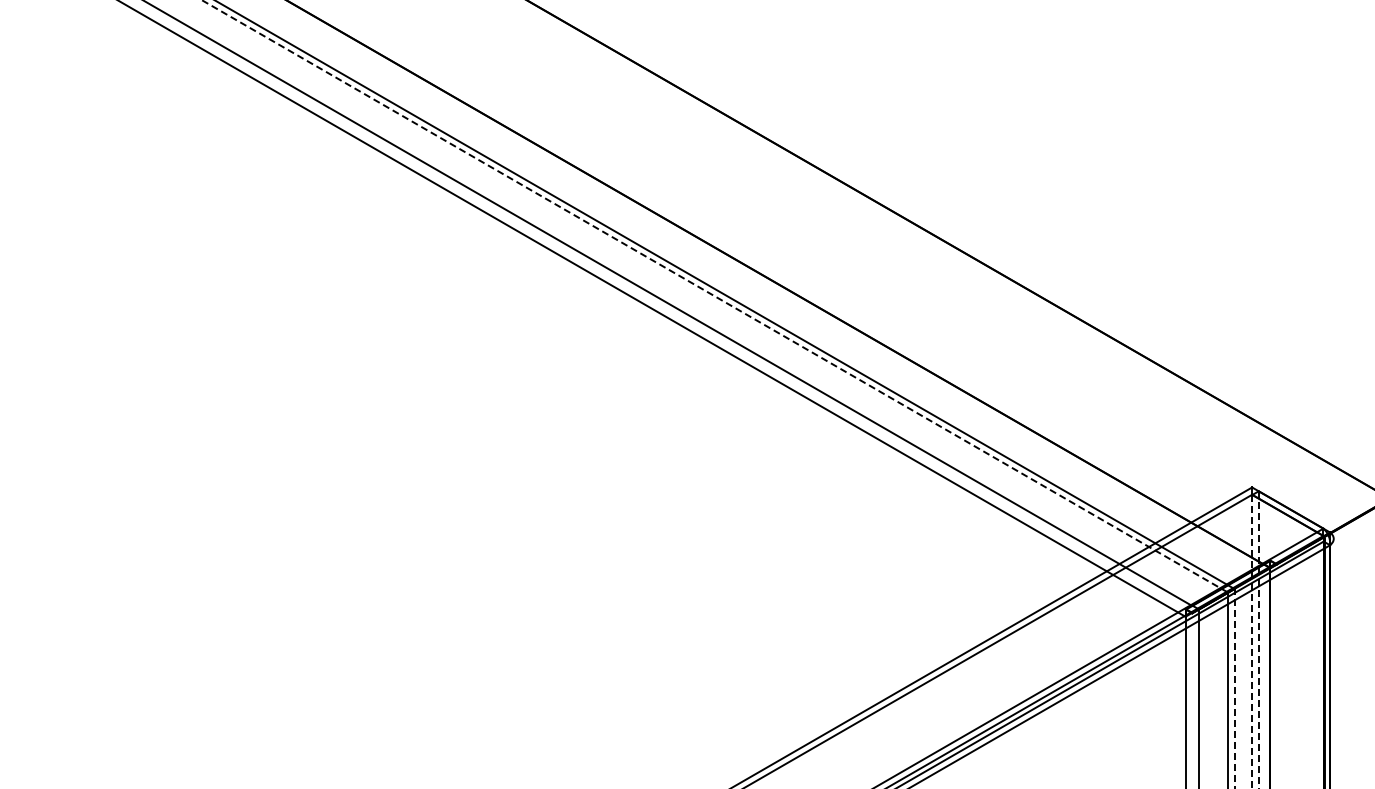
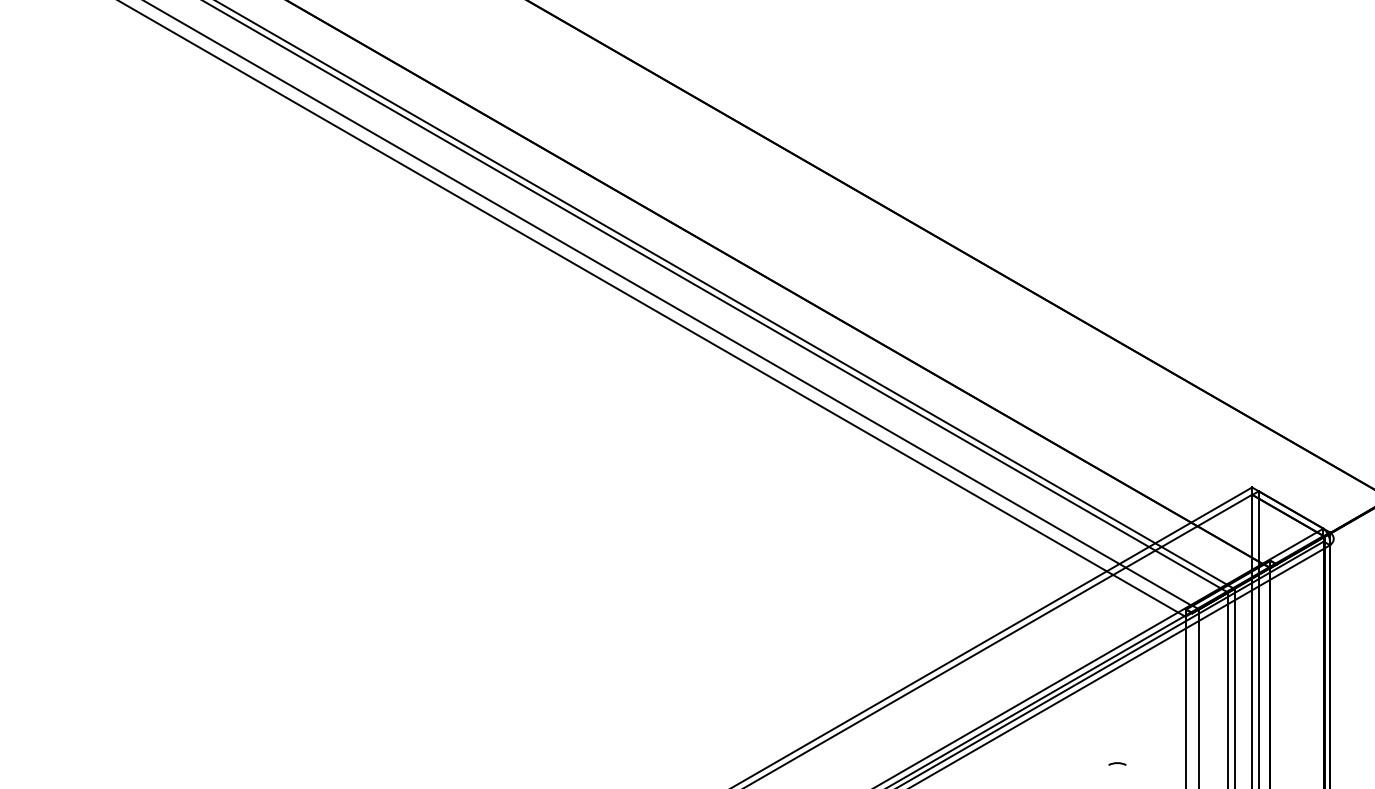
line: dashed -> solid (714, 296)
line: dashed -> solid (1258, 639)
line: dashed -> solid (1252, 641)
line: dashed -> solid (1234, 688)
line: none -> present (1117, 763)
